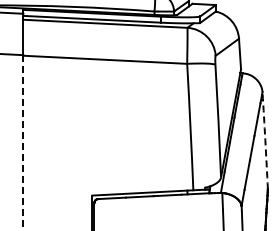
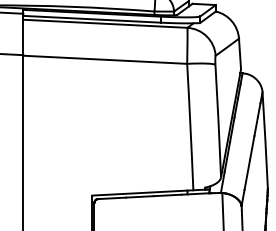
arc: dashed -> solid (265, 140)
line: dashed -> solid (23, 143)
